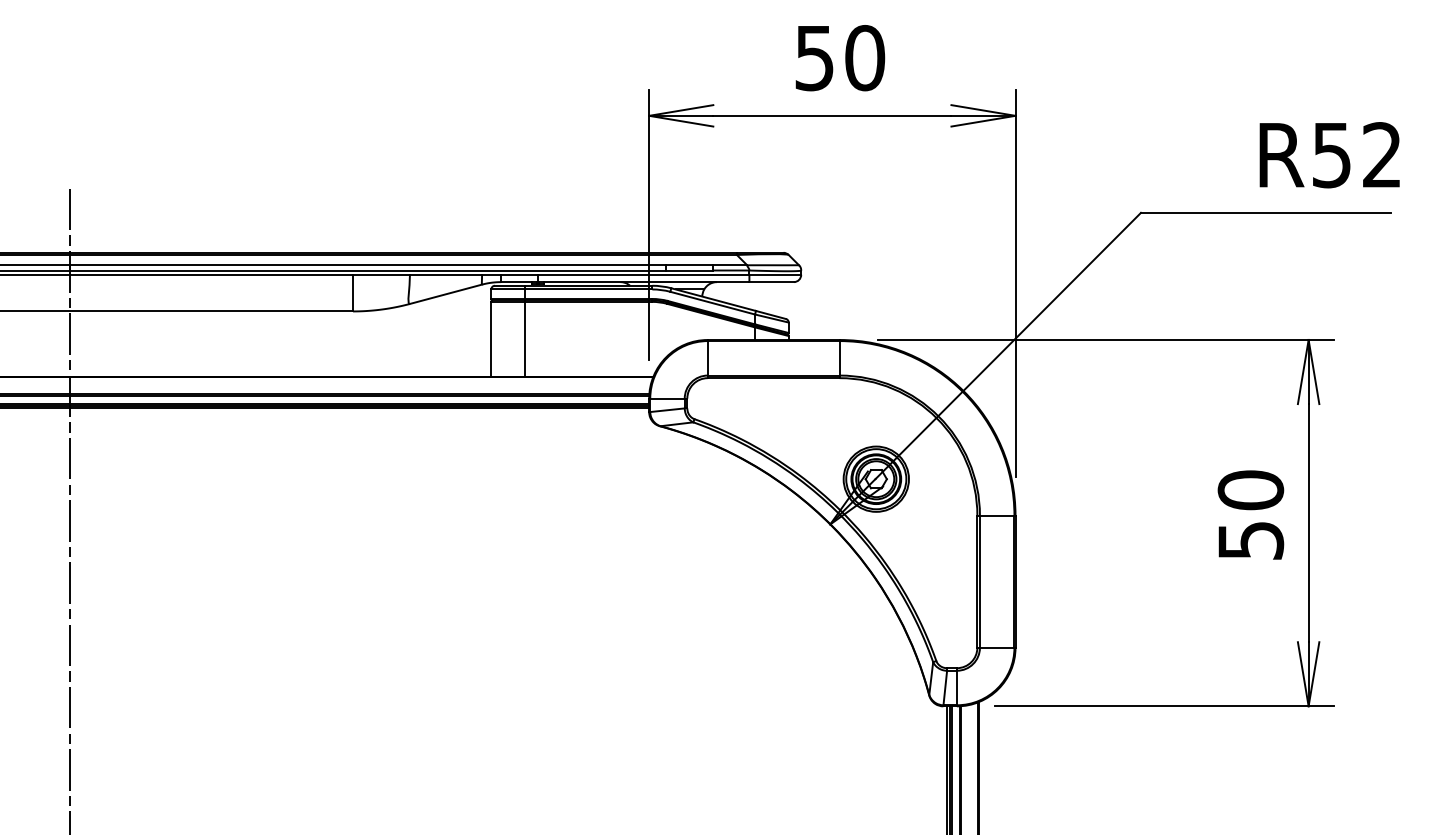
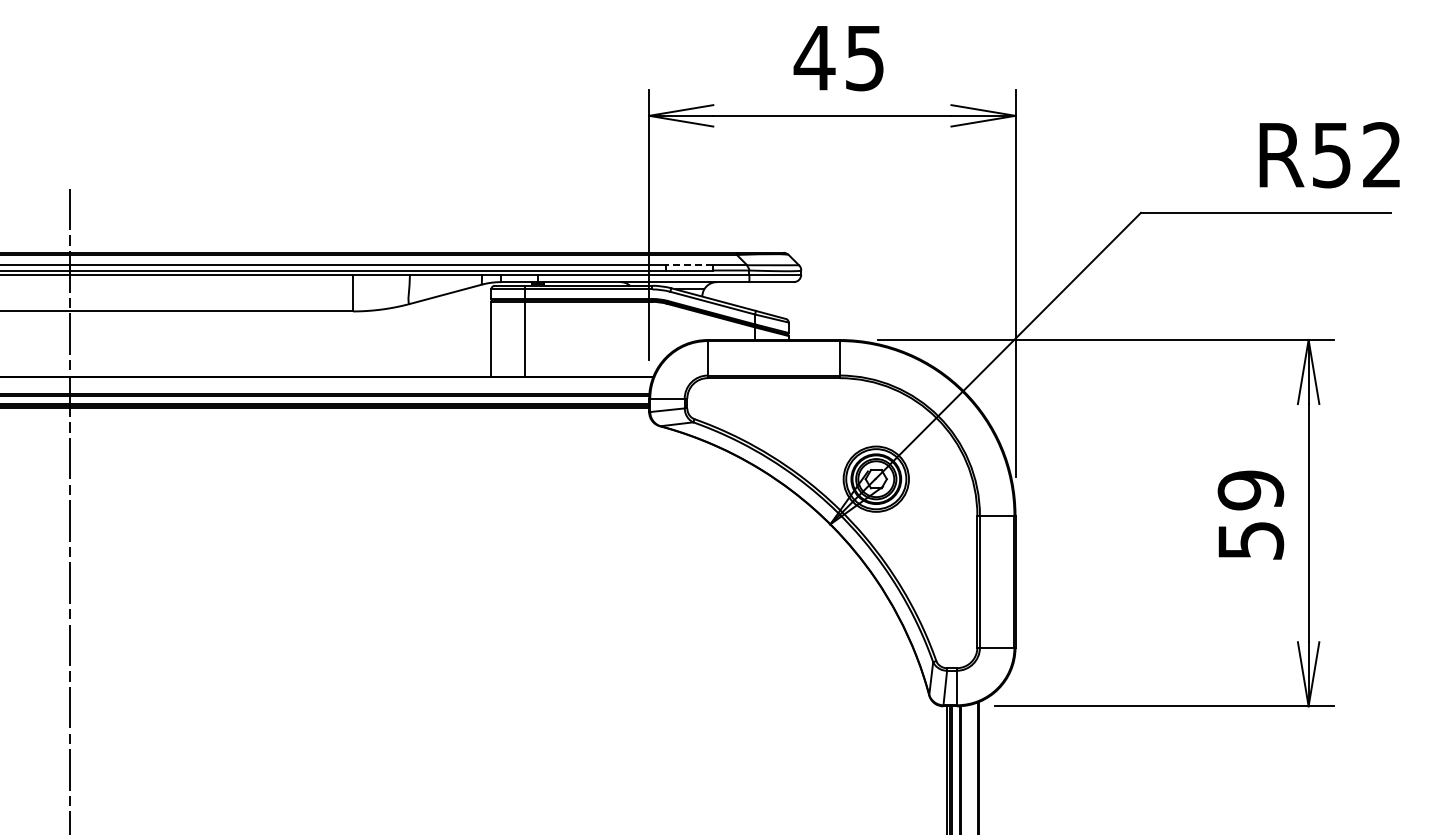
text: 50 -> 45 (839, 58)
line: solid -> dashed (689, 265)
text: 50 -> 59 (1250, 490)
